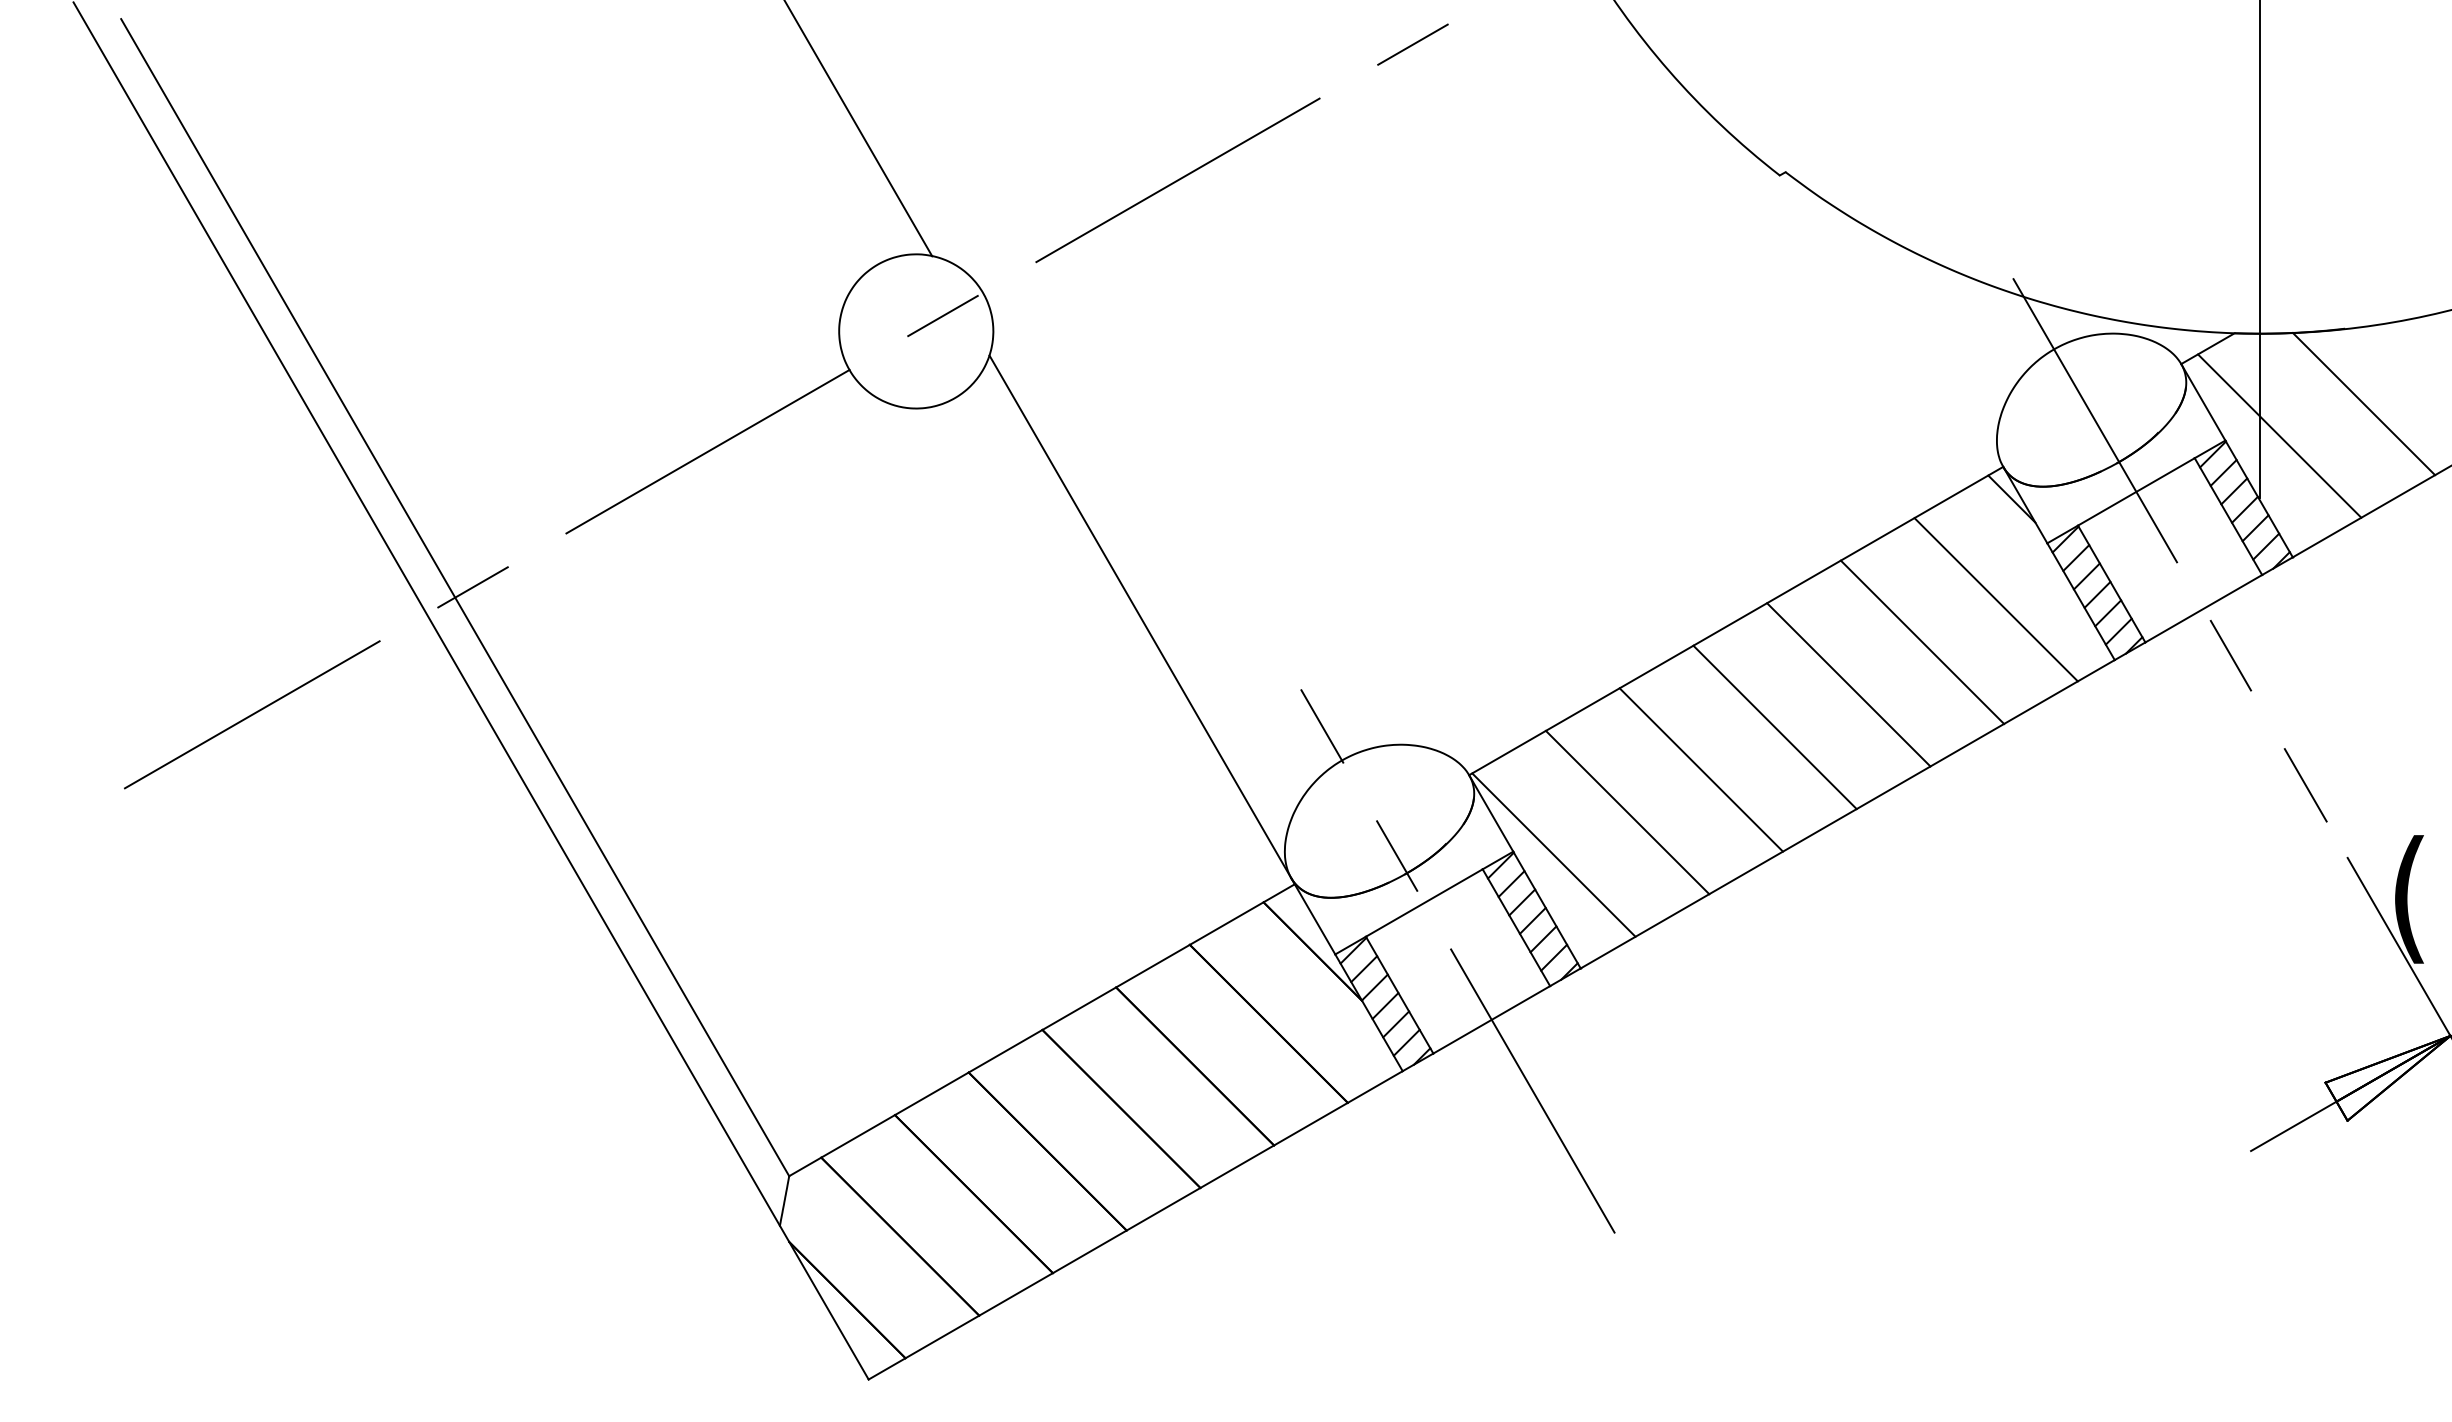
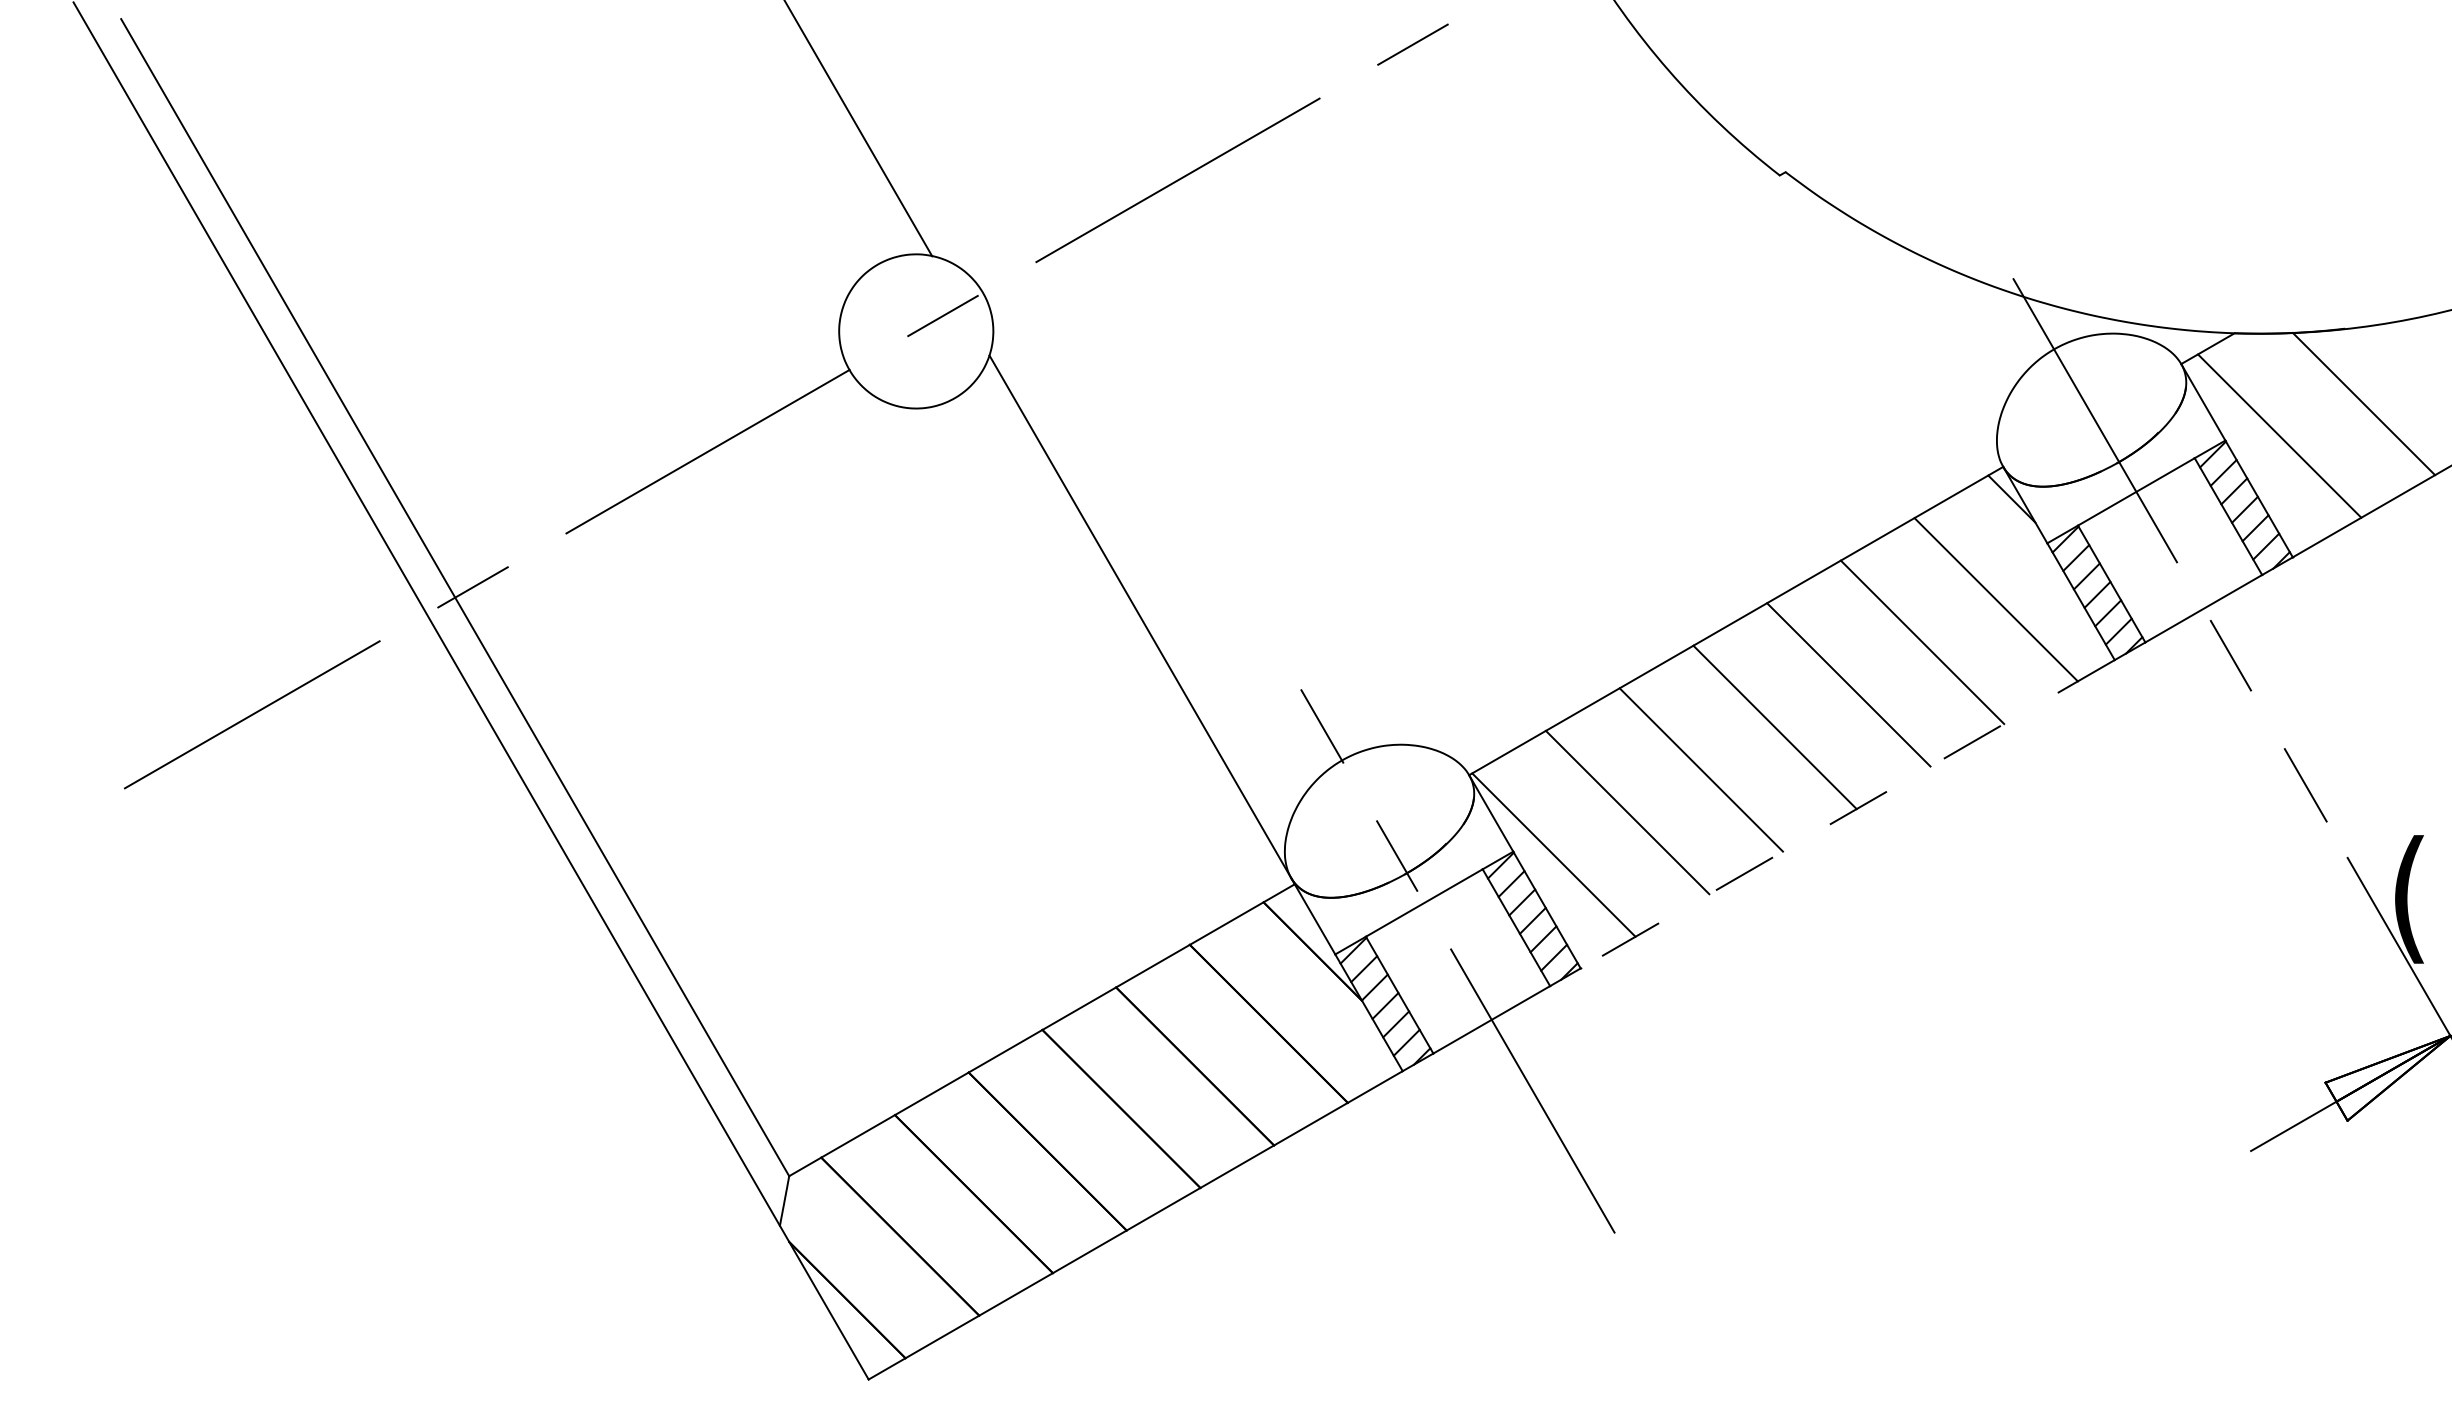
line: present -> none (2260, 250)
line: solid -> dashed (1847, 814)
